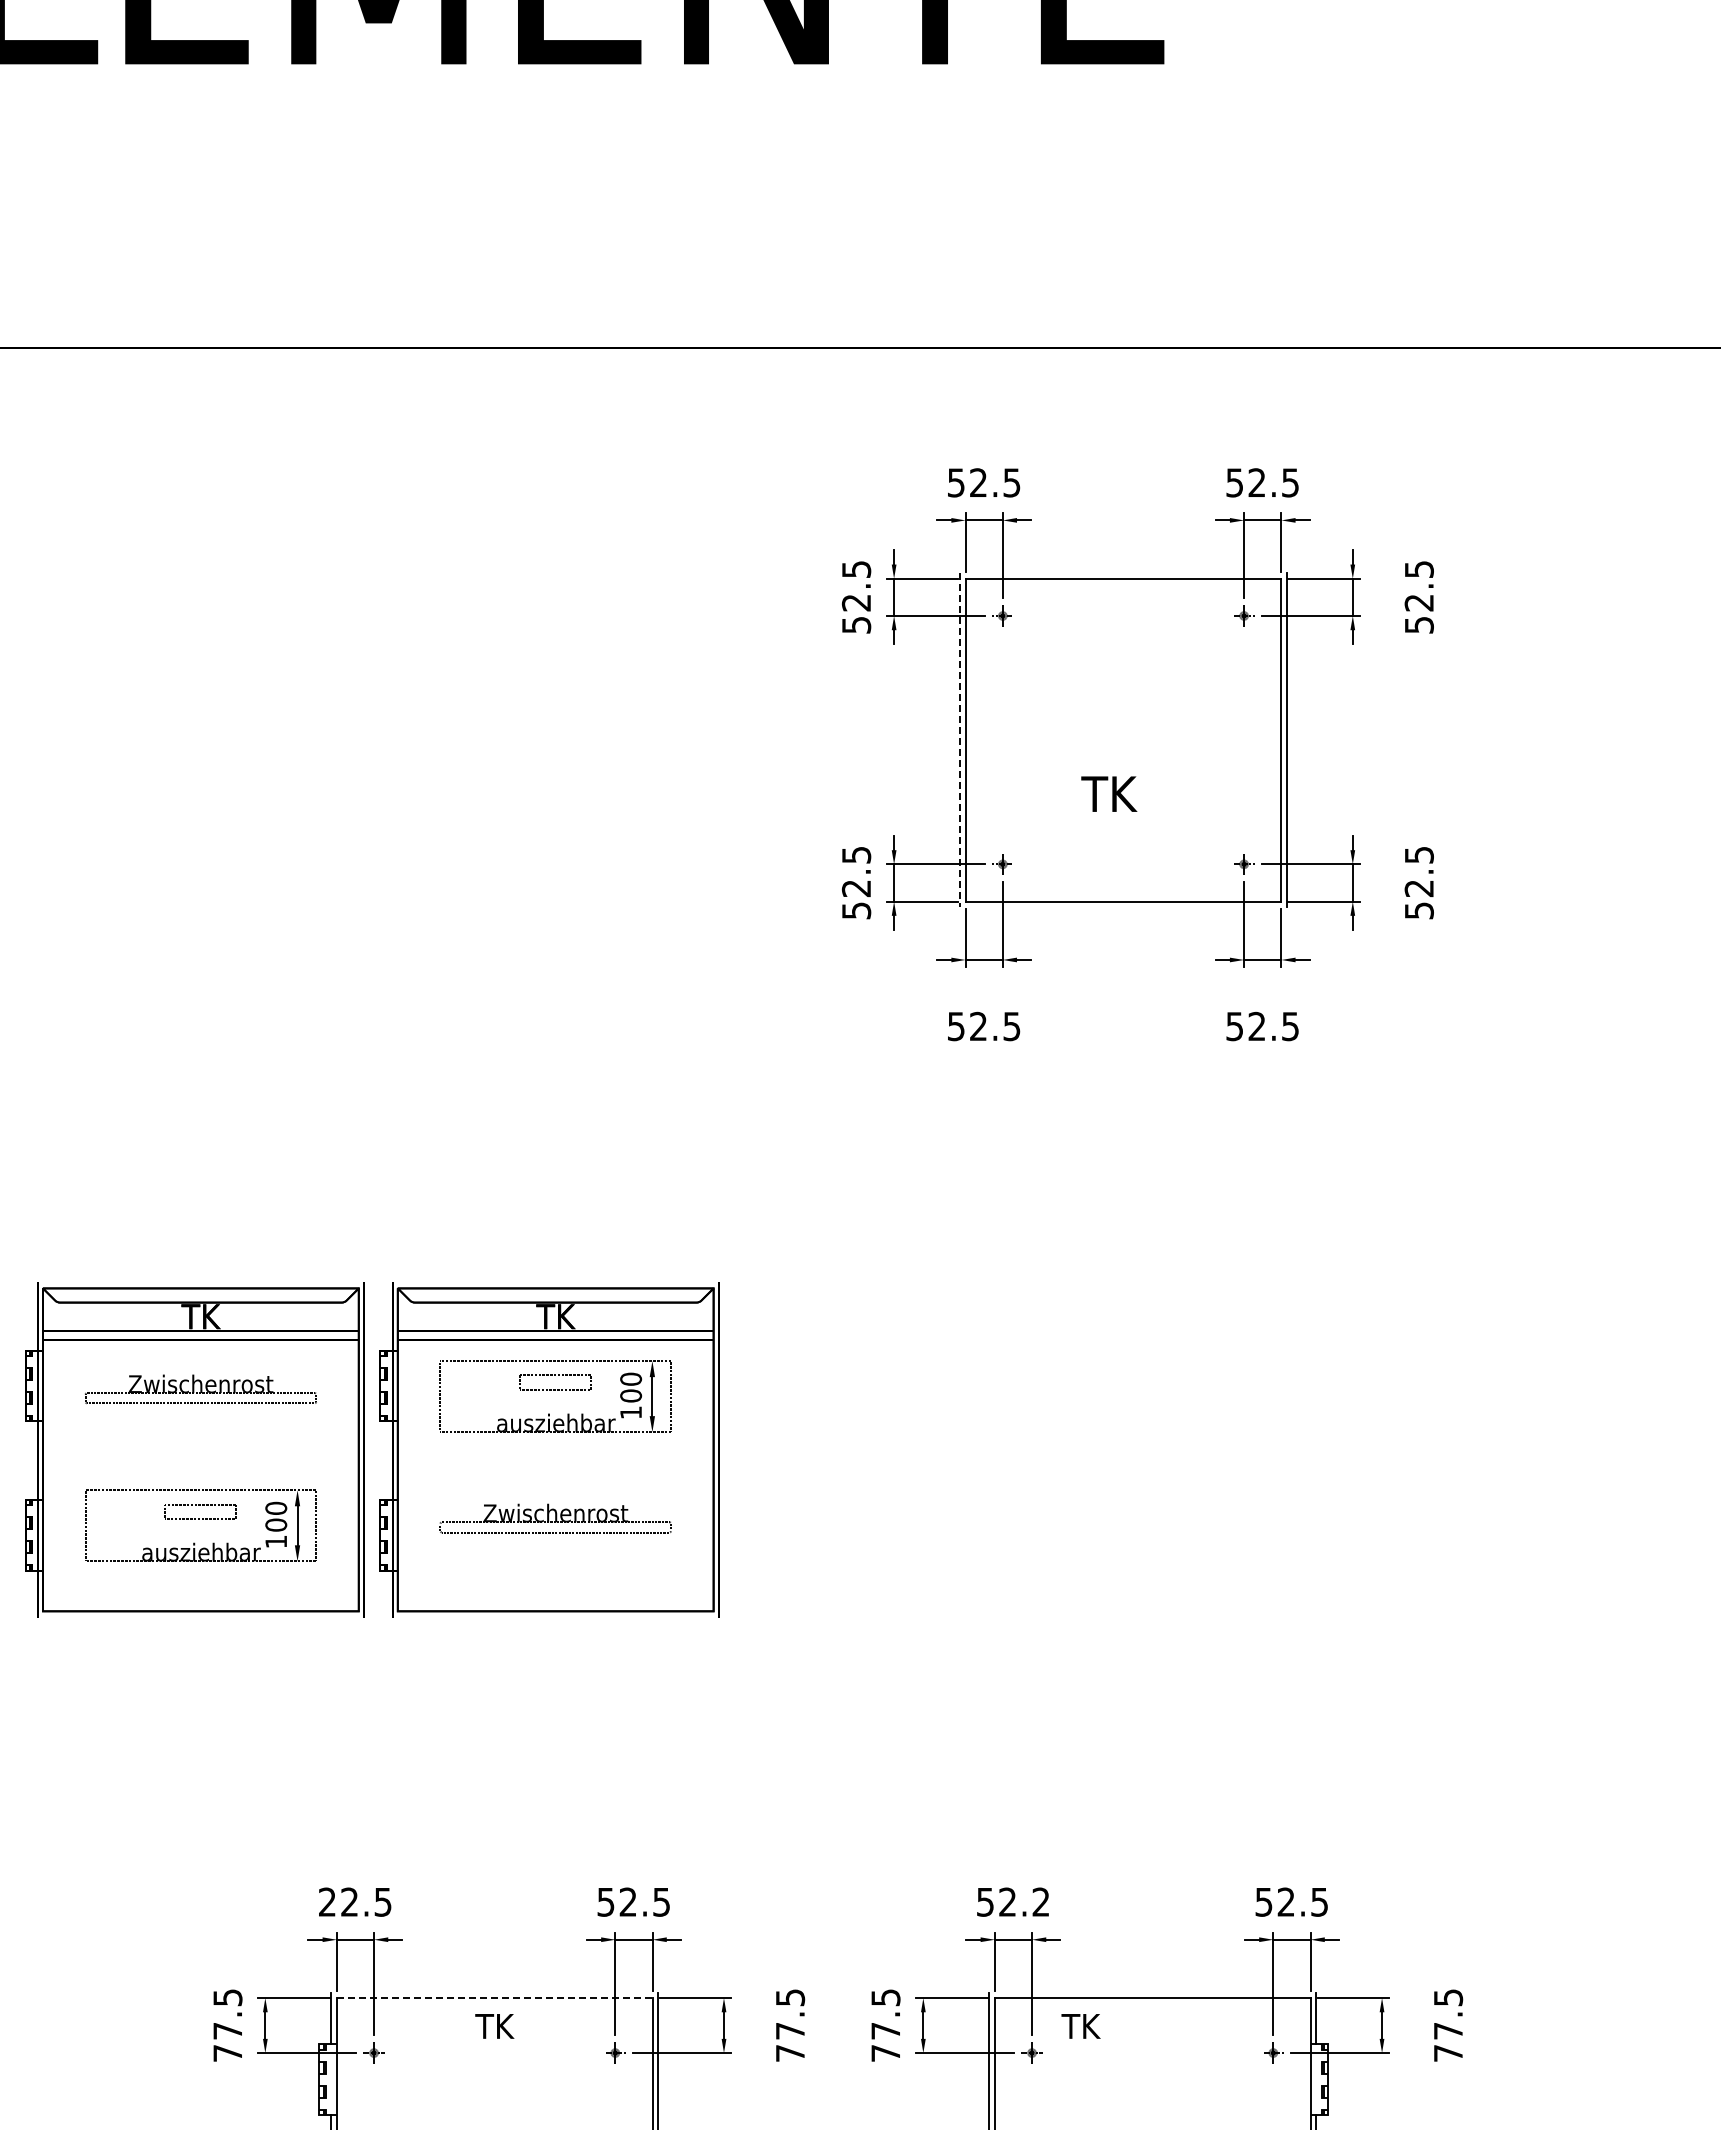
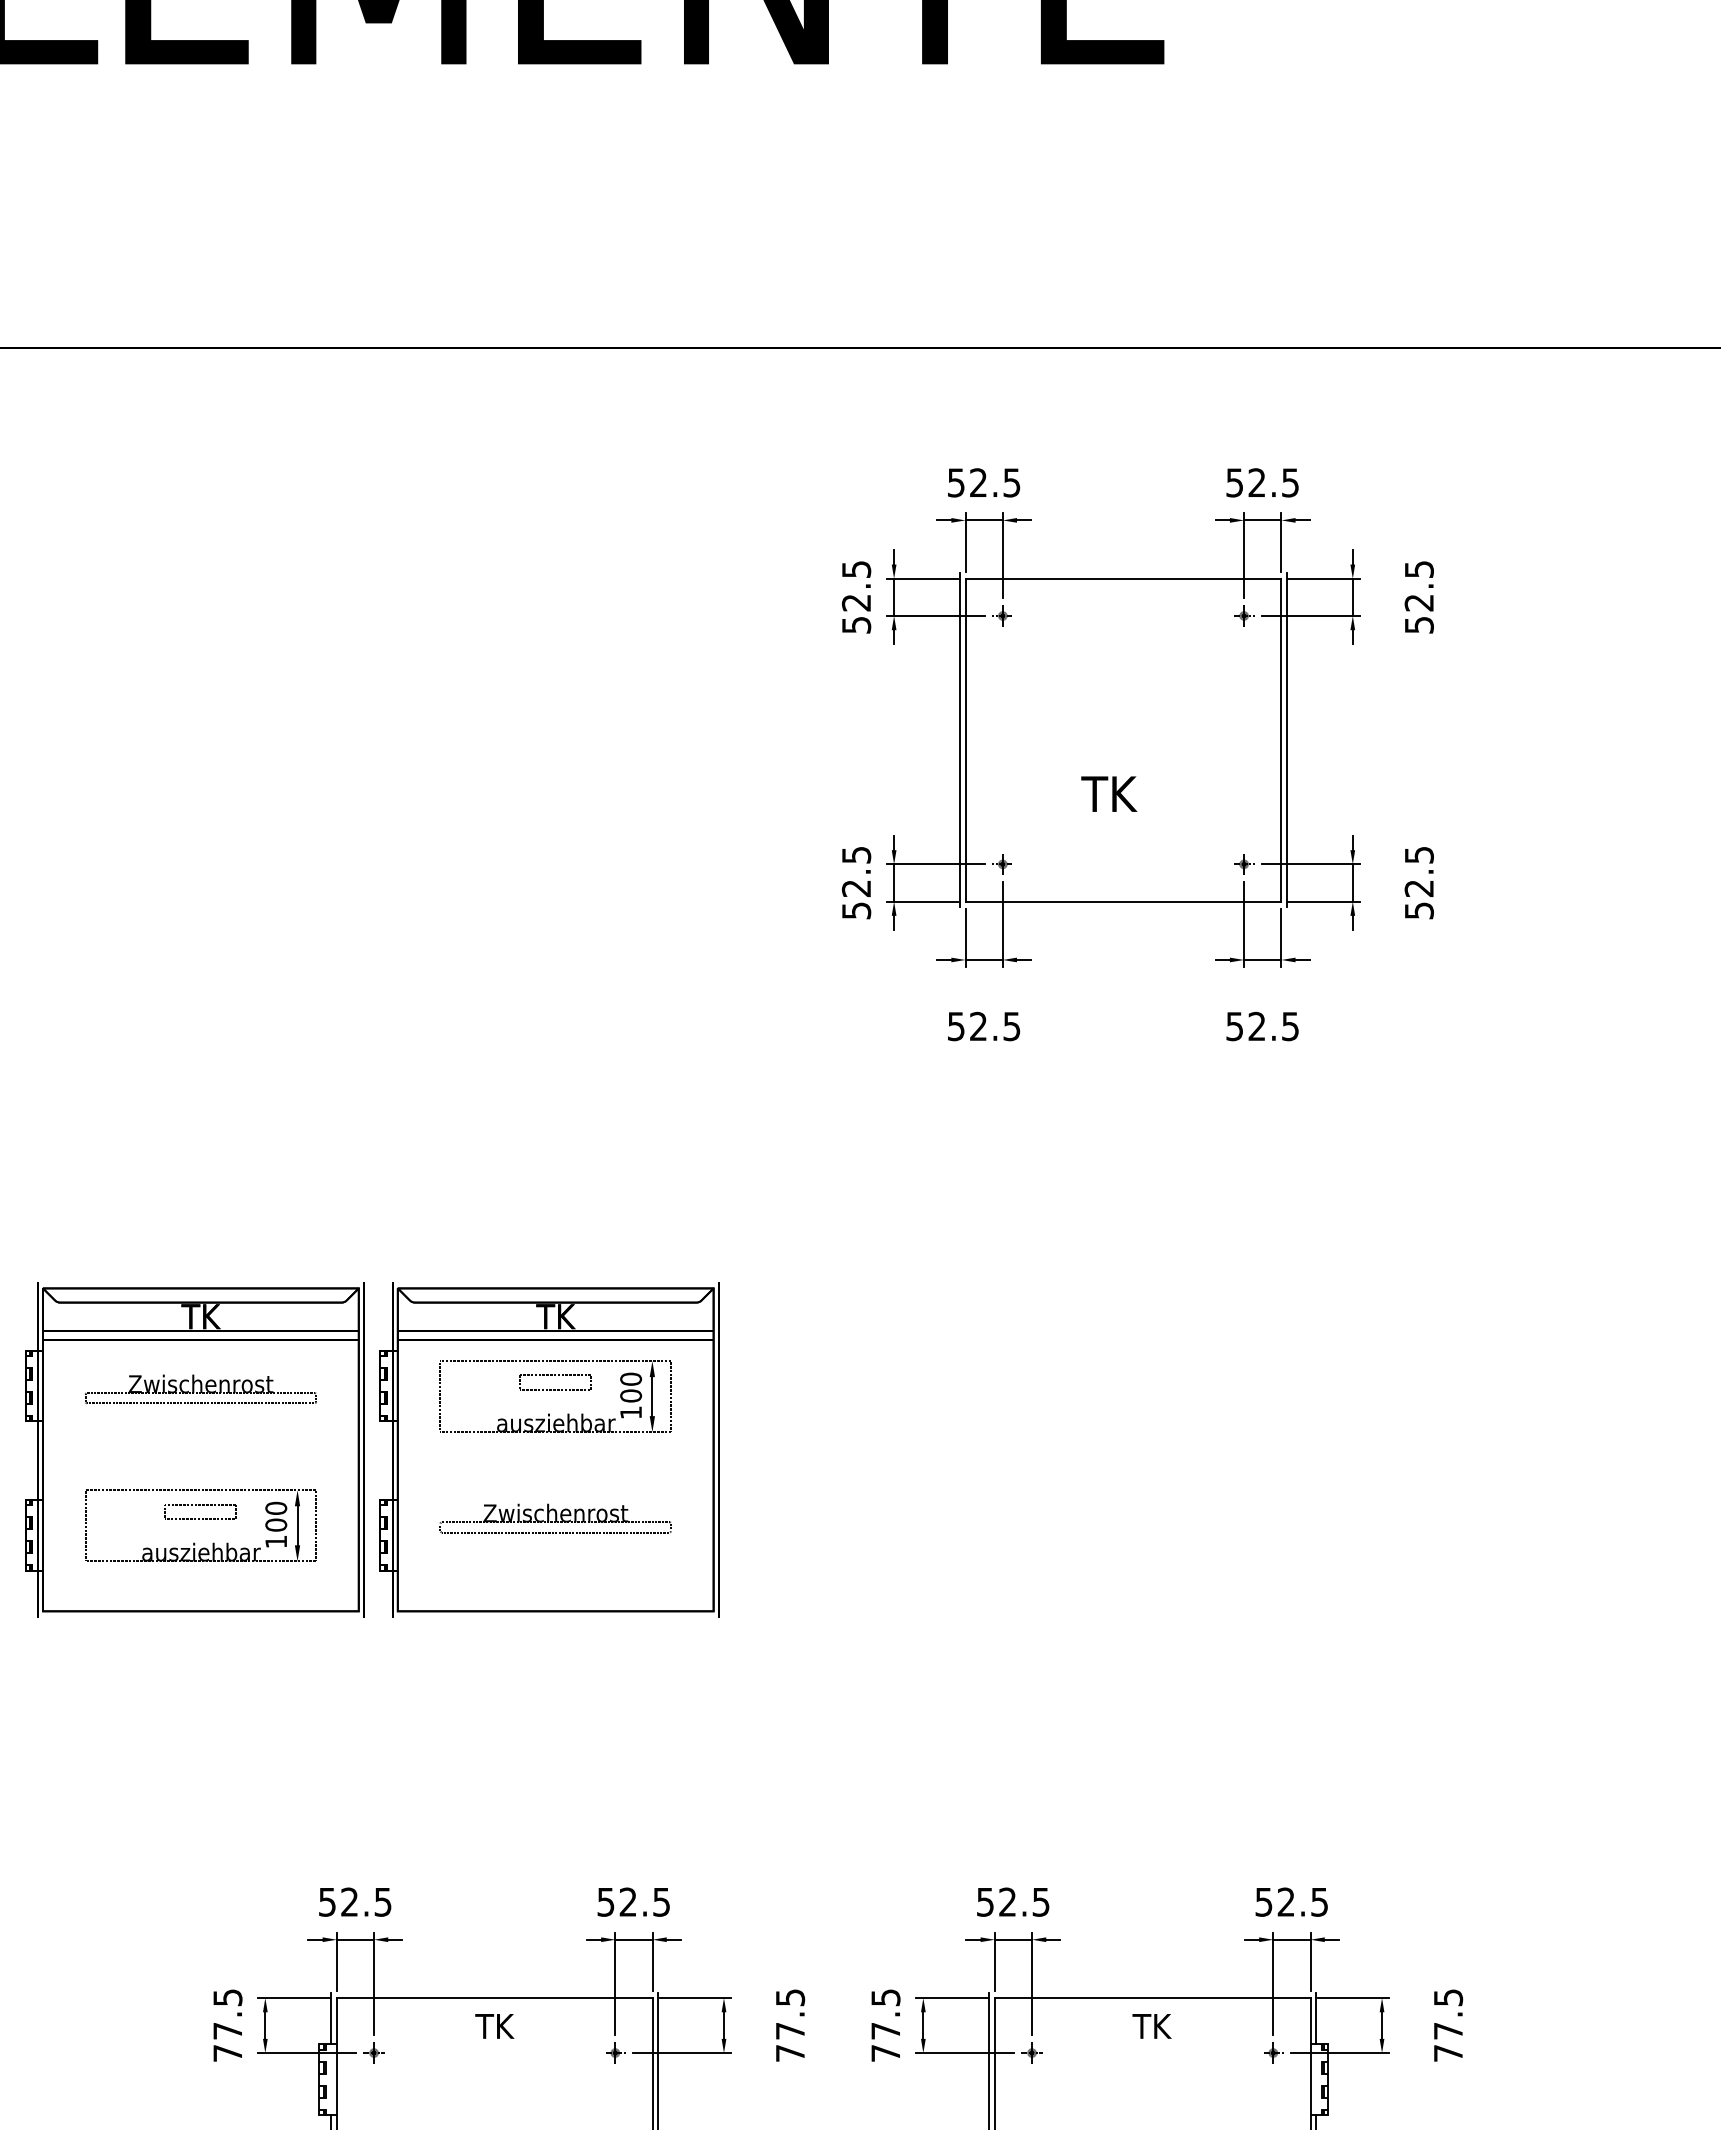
line: dashed -> solid (960, 740)
text: 22.5 -> 52.5 (327, 1901)
text: 52.2 -> 52.5 (1040, 1901)
line: dashed -> solid (494, 1998)
text position: (1080, 2026) -> (1151, 2026) (1151, 2026)
